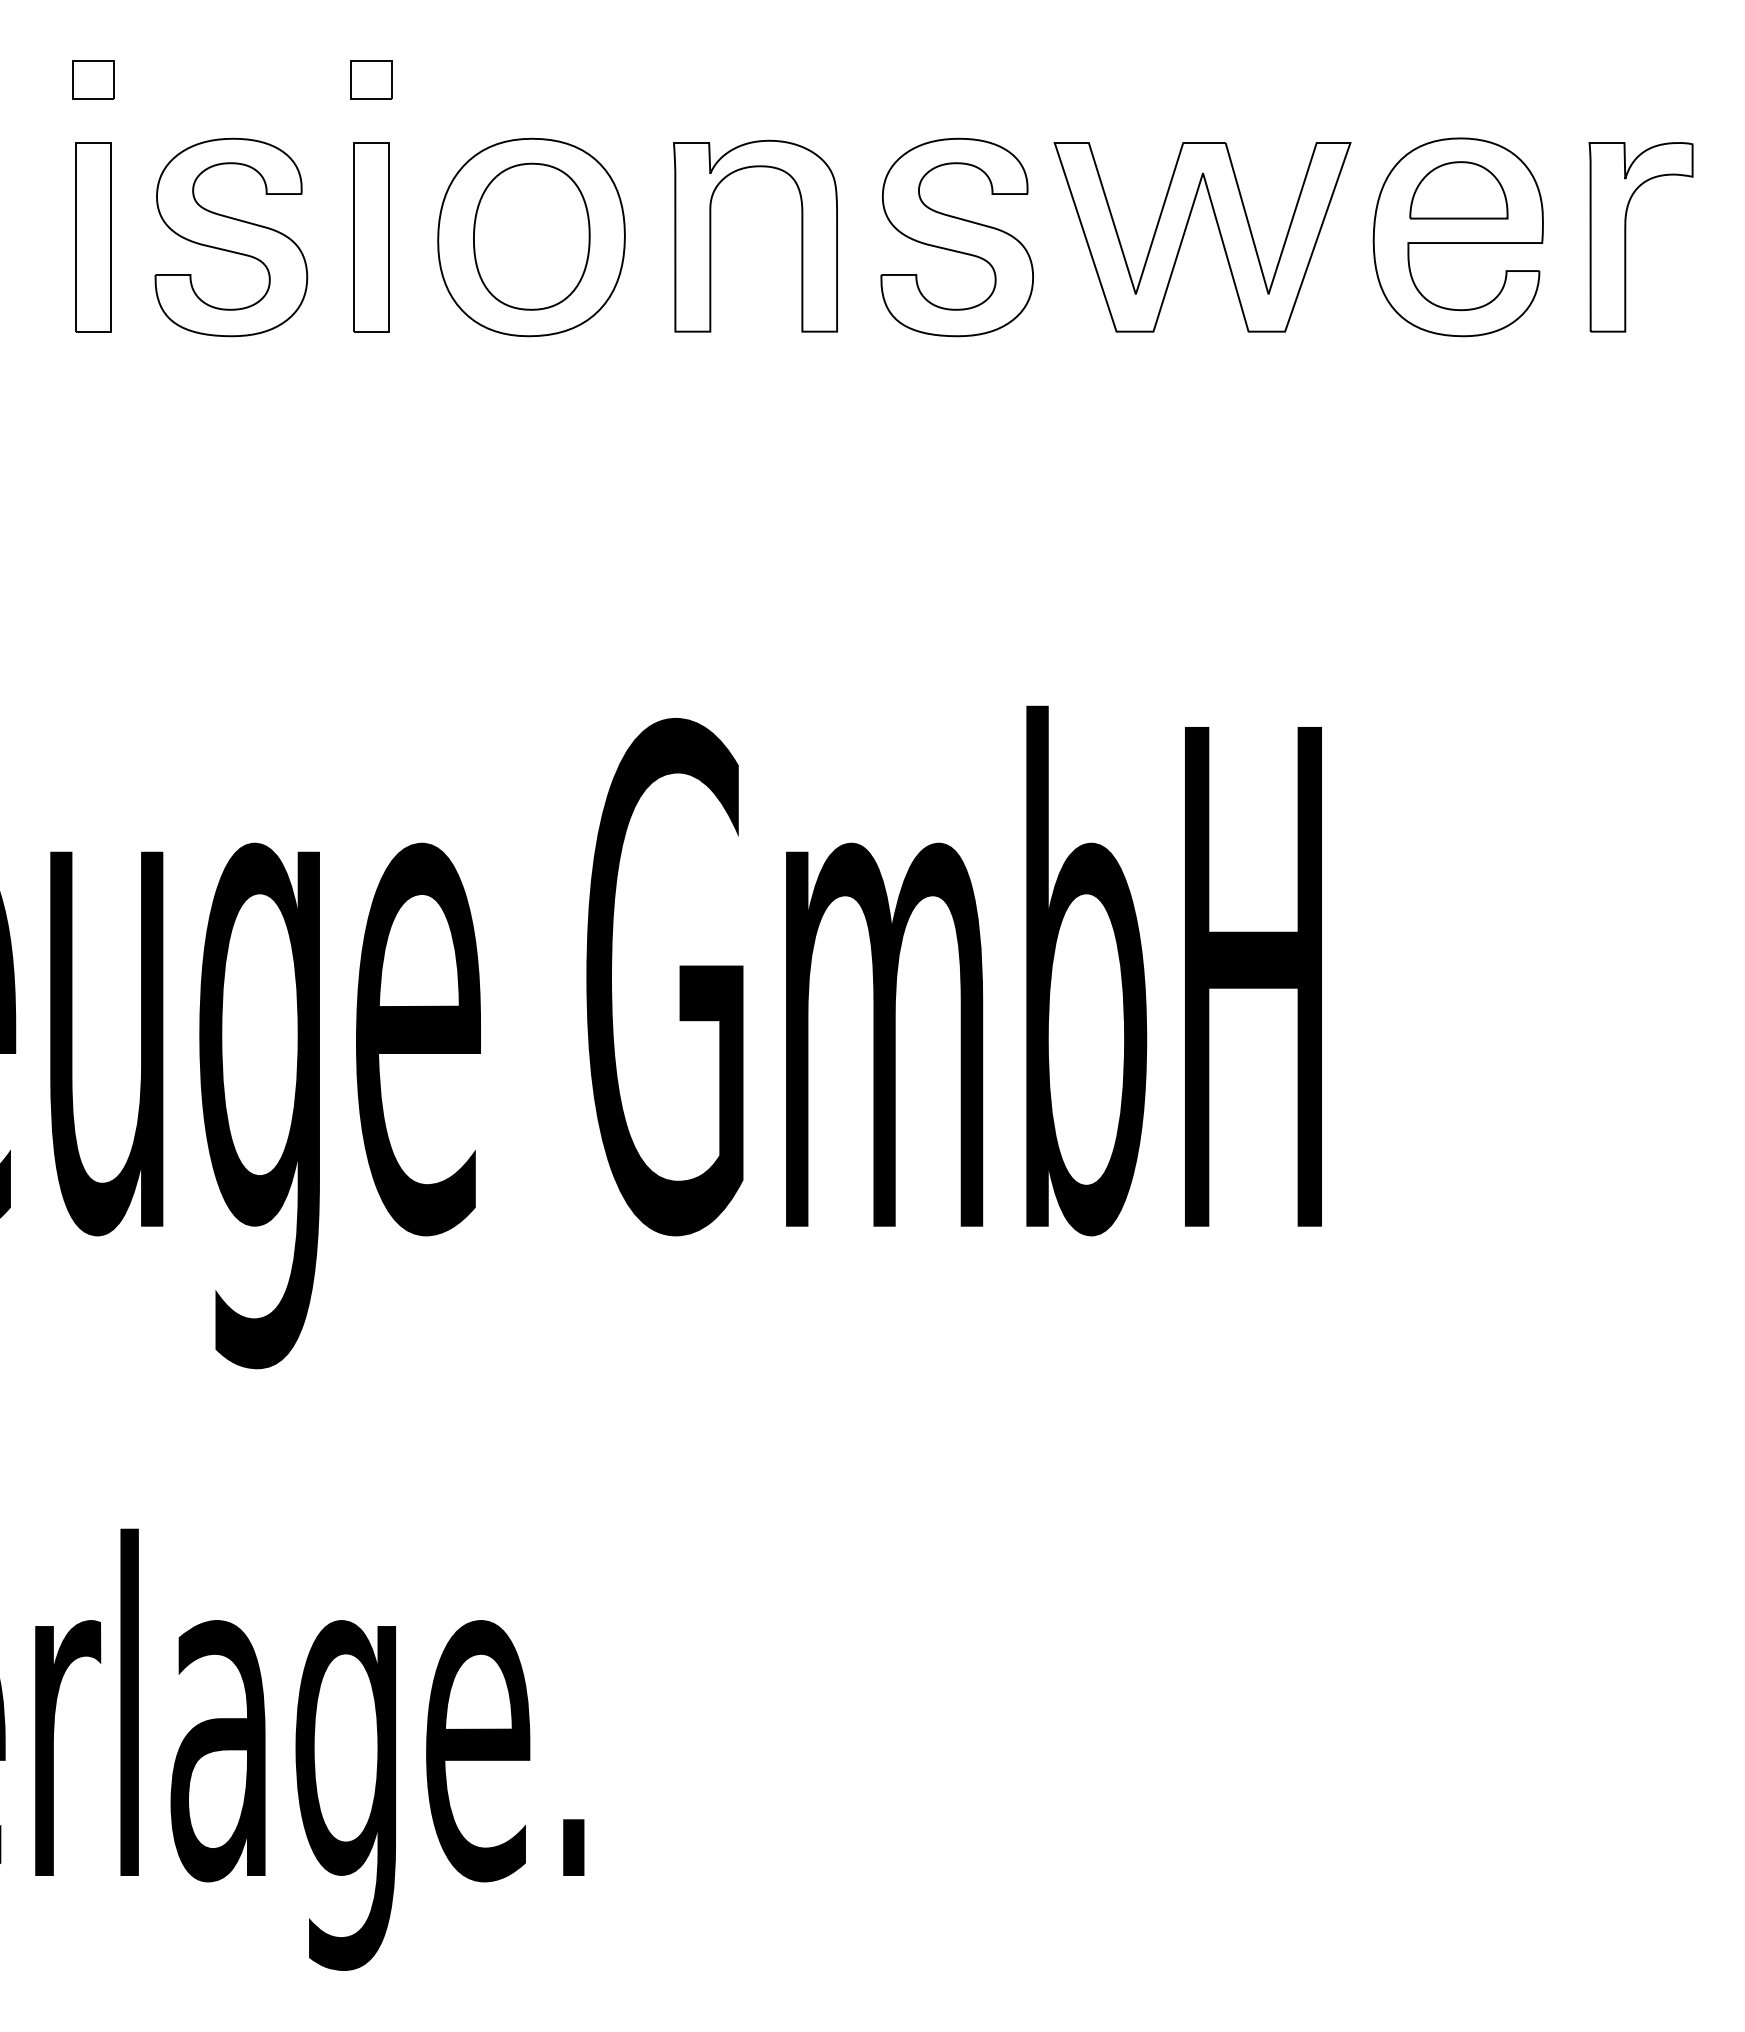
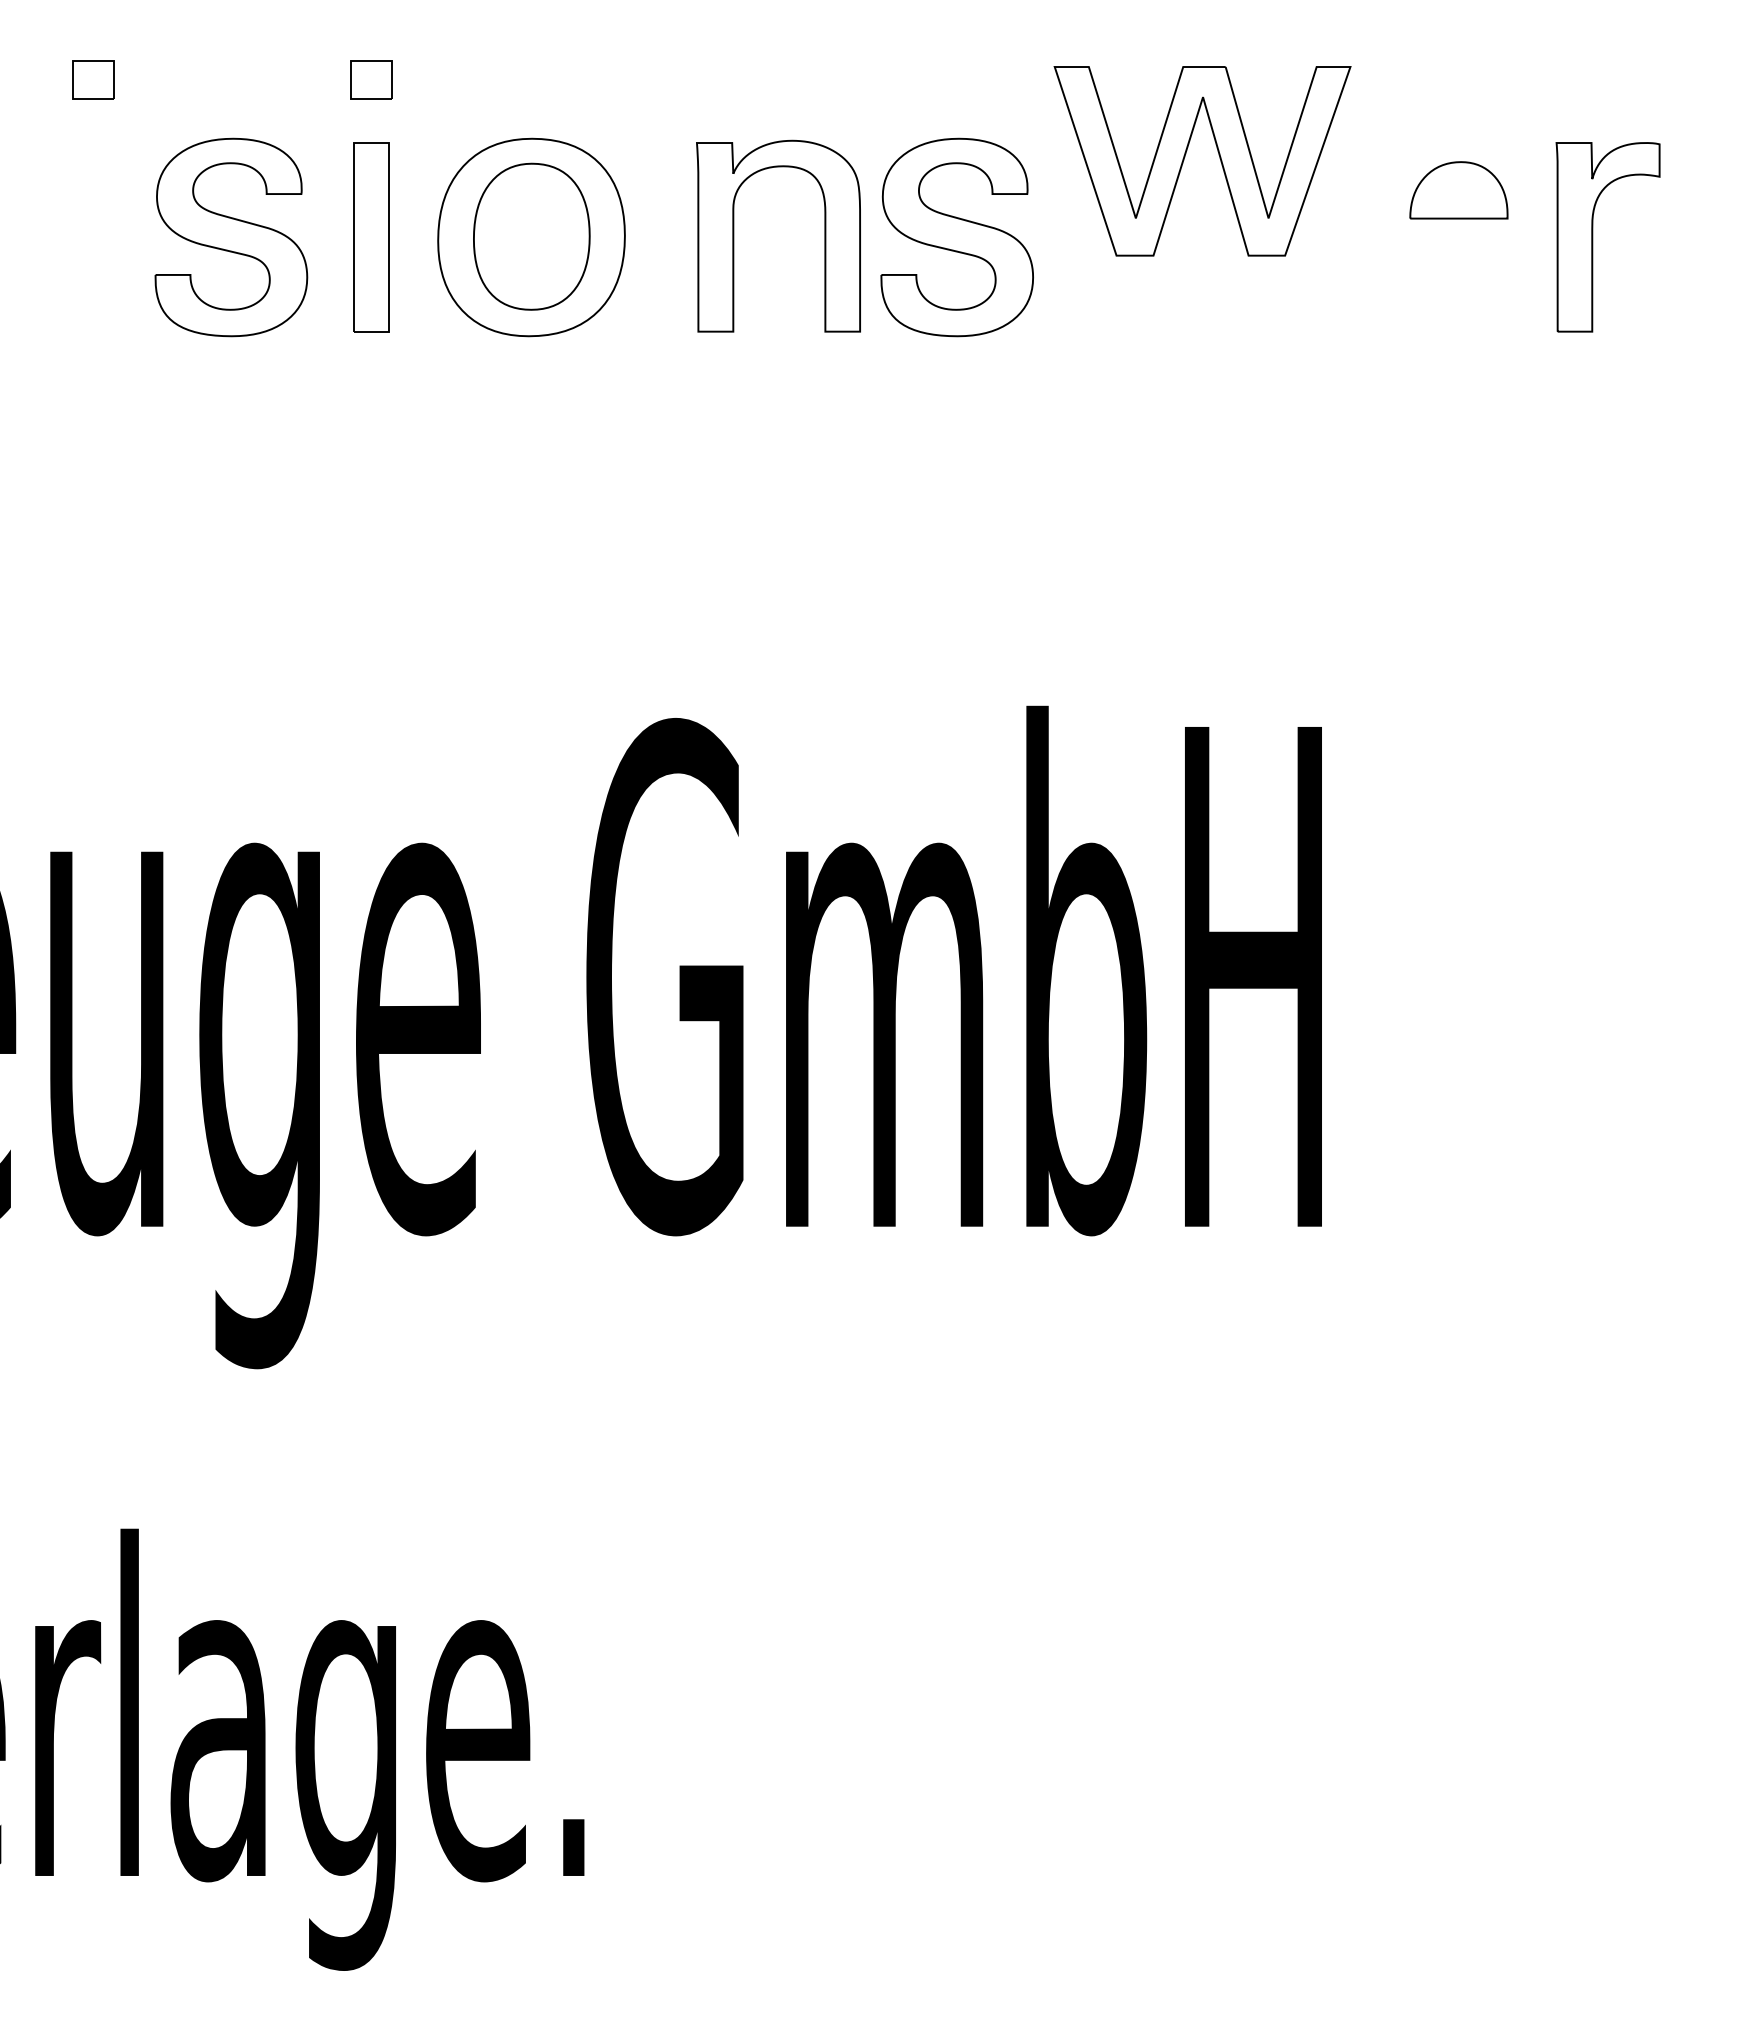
part position: (1218, 231) -> (1218, 155) (1218, 155)
part position: (711, 235) -> (734, 235) (734, 235)
part: present -> none (93, 237)
part: present -> none (1457, 237)
part position: (1626, 237) -> (1593, 237) (1593, 237)
